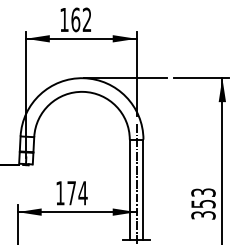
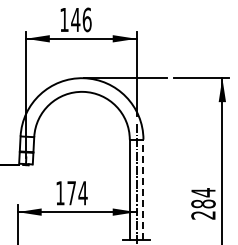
text: 162 -> 146 (81, 19)
line: solid -> dashed (143, 189)
text: 353 -> 284 (203, 203)
